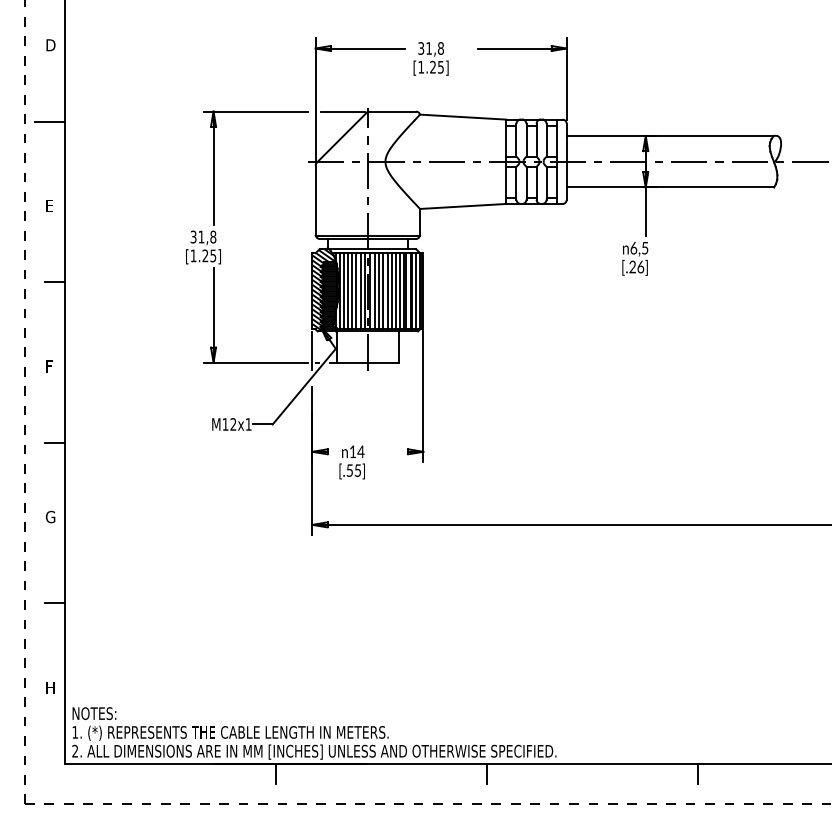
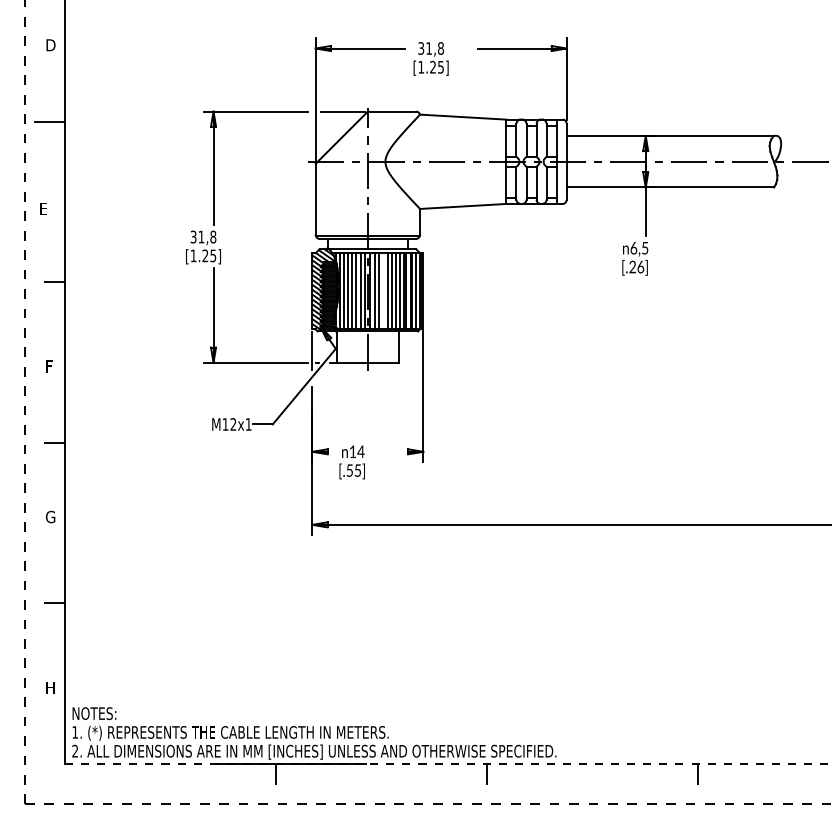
text position: (49, 205) -> (43, 208) (43, 208)
line: present -> none (383, 291)
line: solid -> dashed (448, 764)
